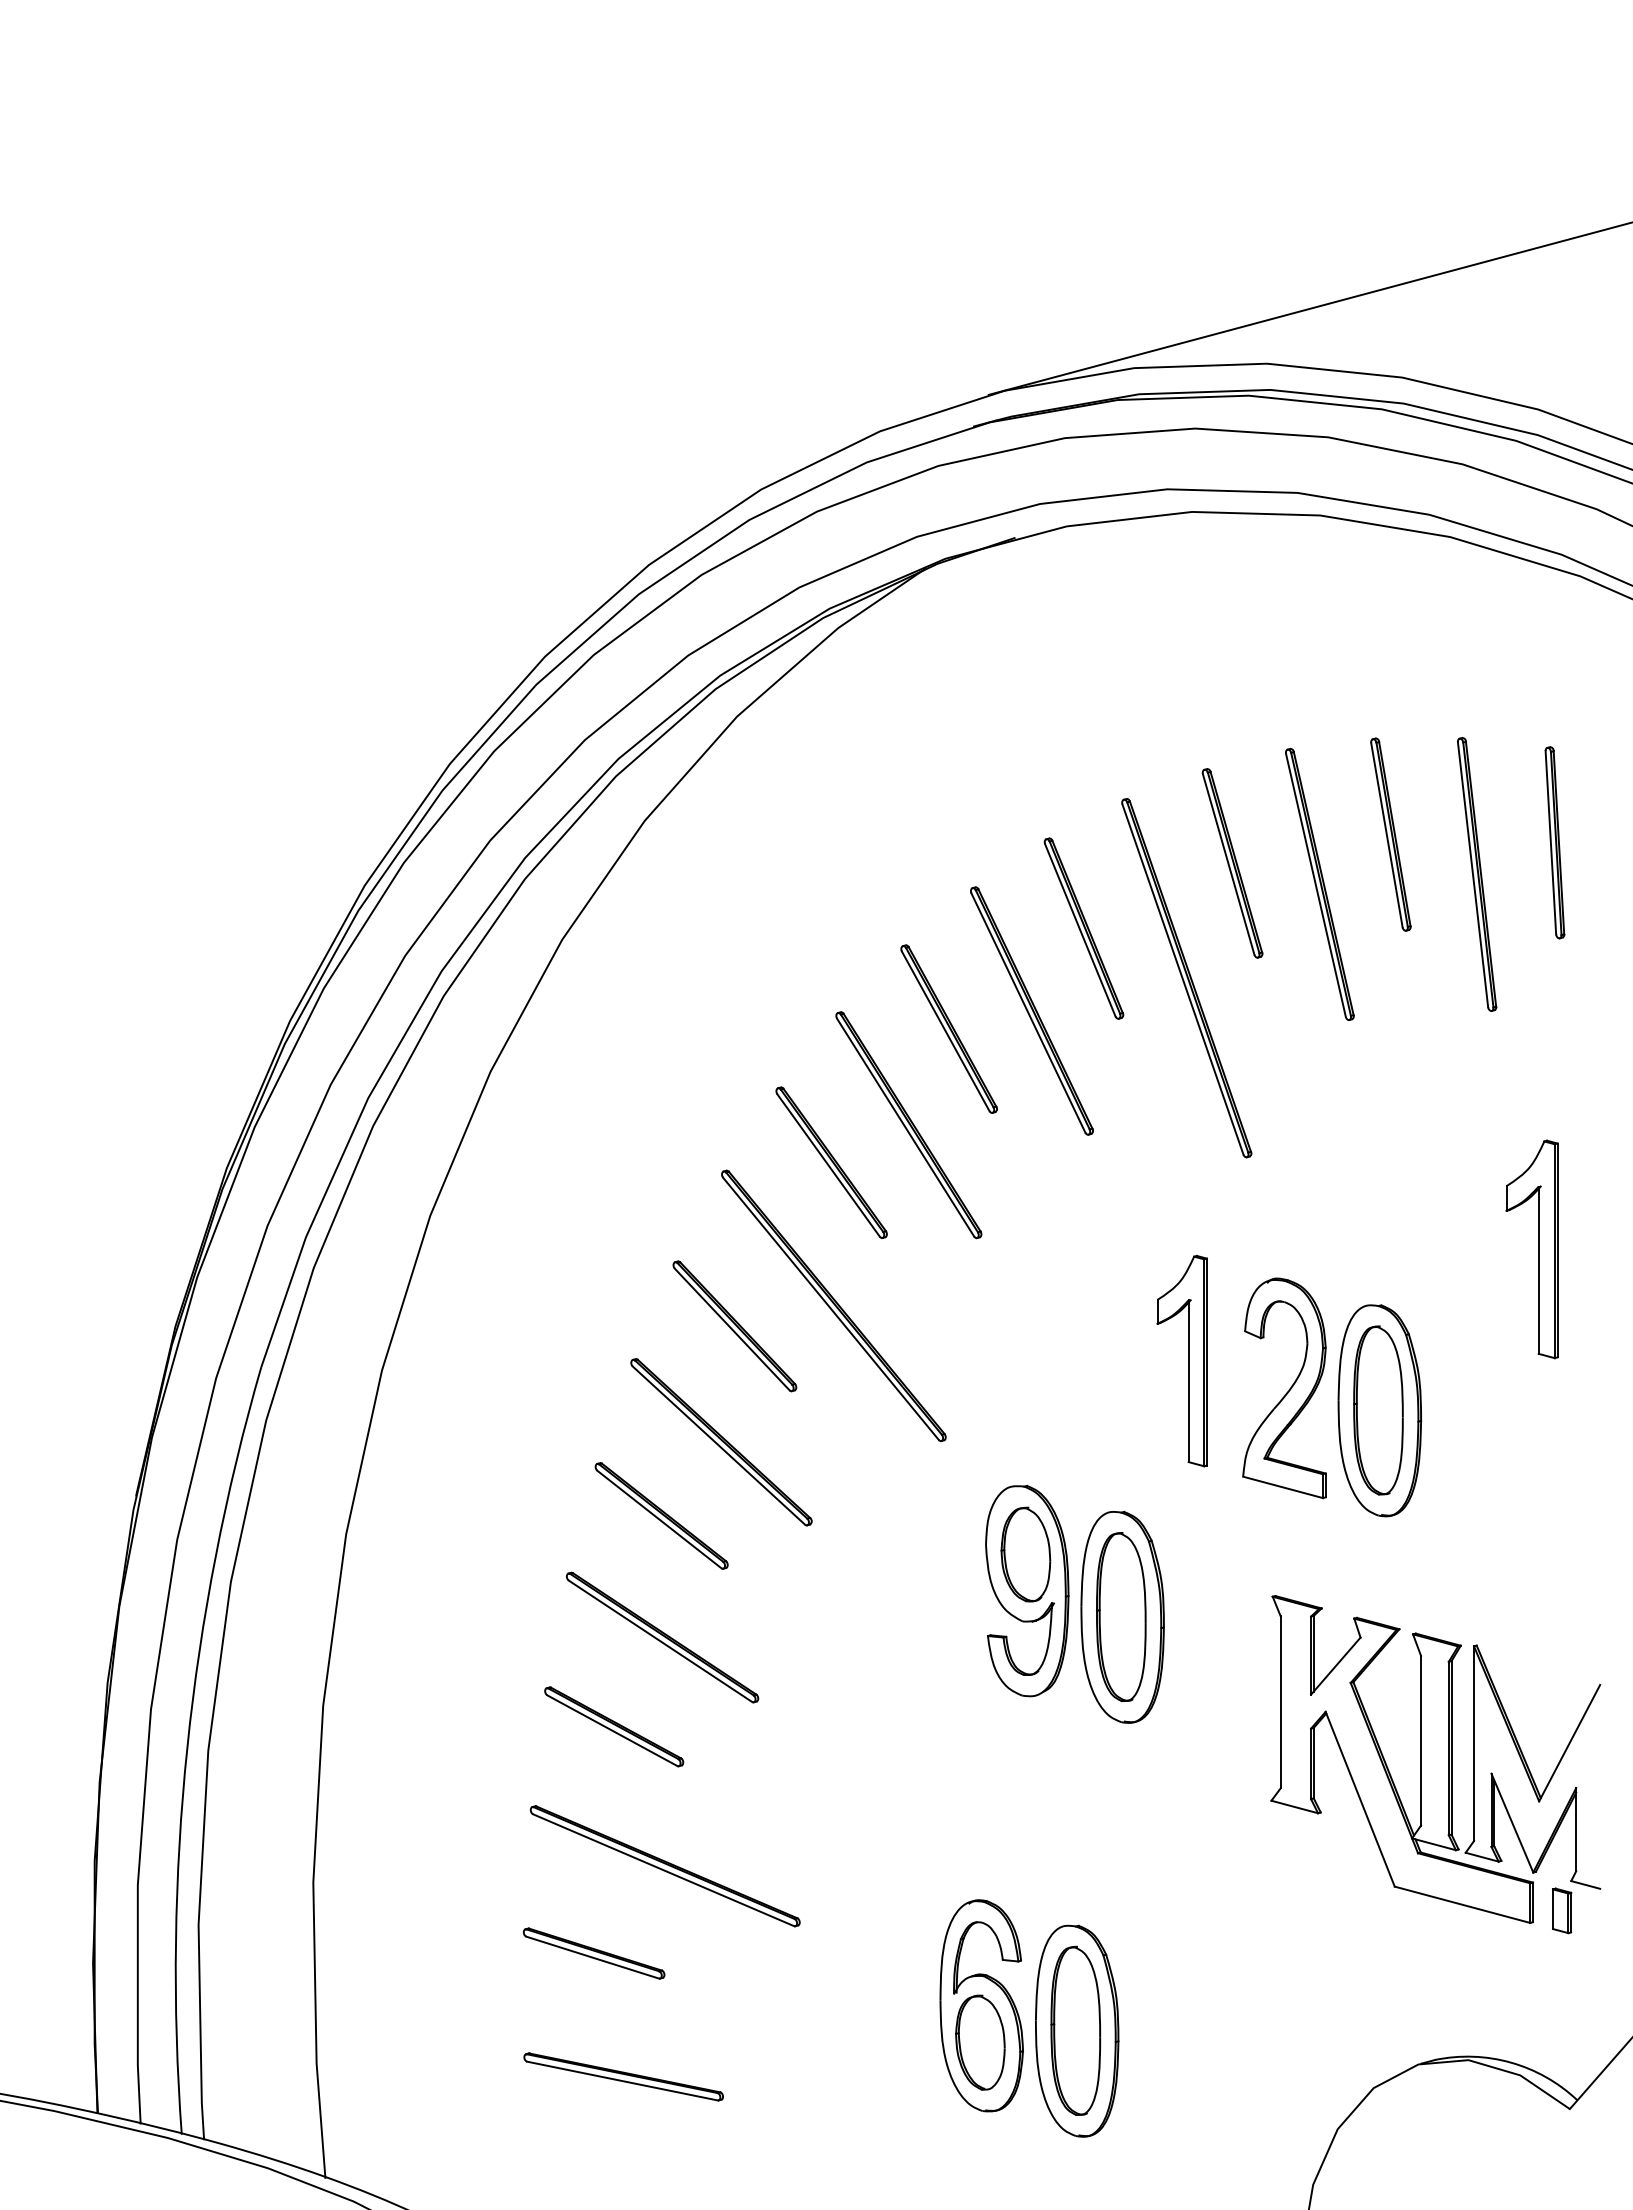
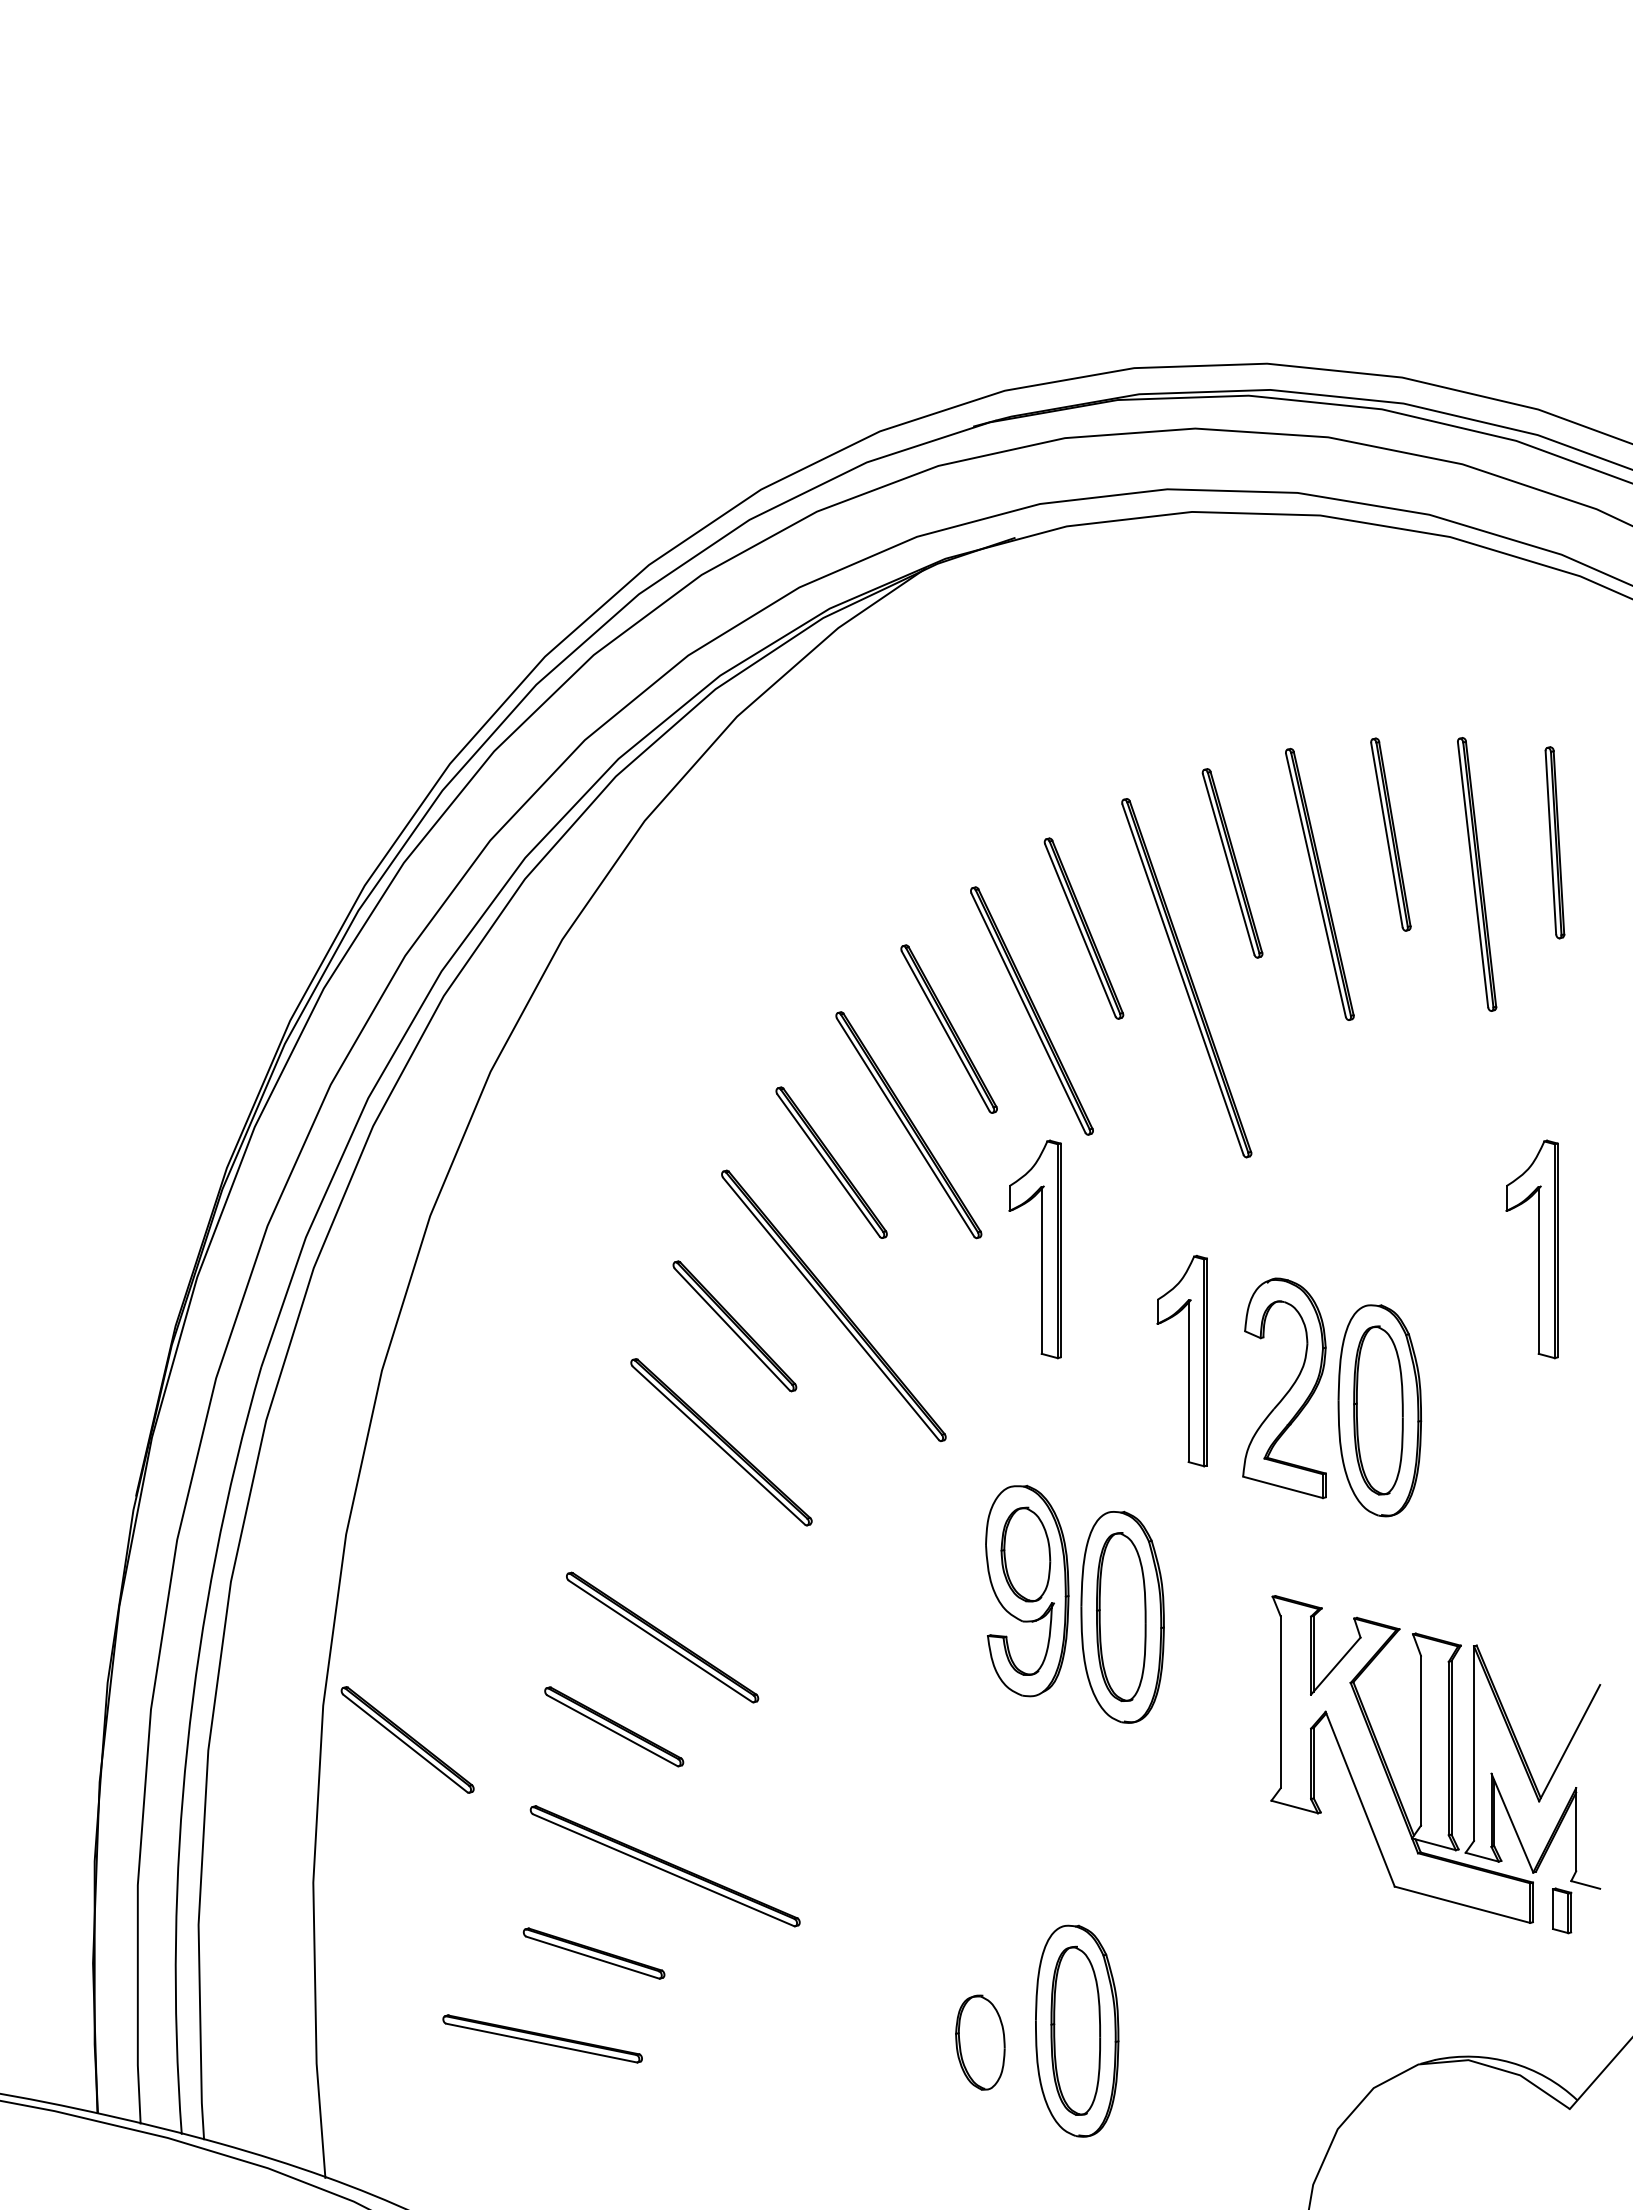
line: present -> none (1308, 308)
part: none -> present (1041, 1249)
part position: (661, 1515) -> (407, 1739) (407, 1739)
part: present -> none (981, 2005)
part position: (623, 2076) -> (542, 2038) (542, 2038)
